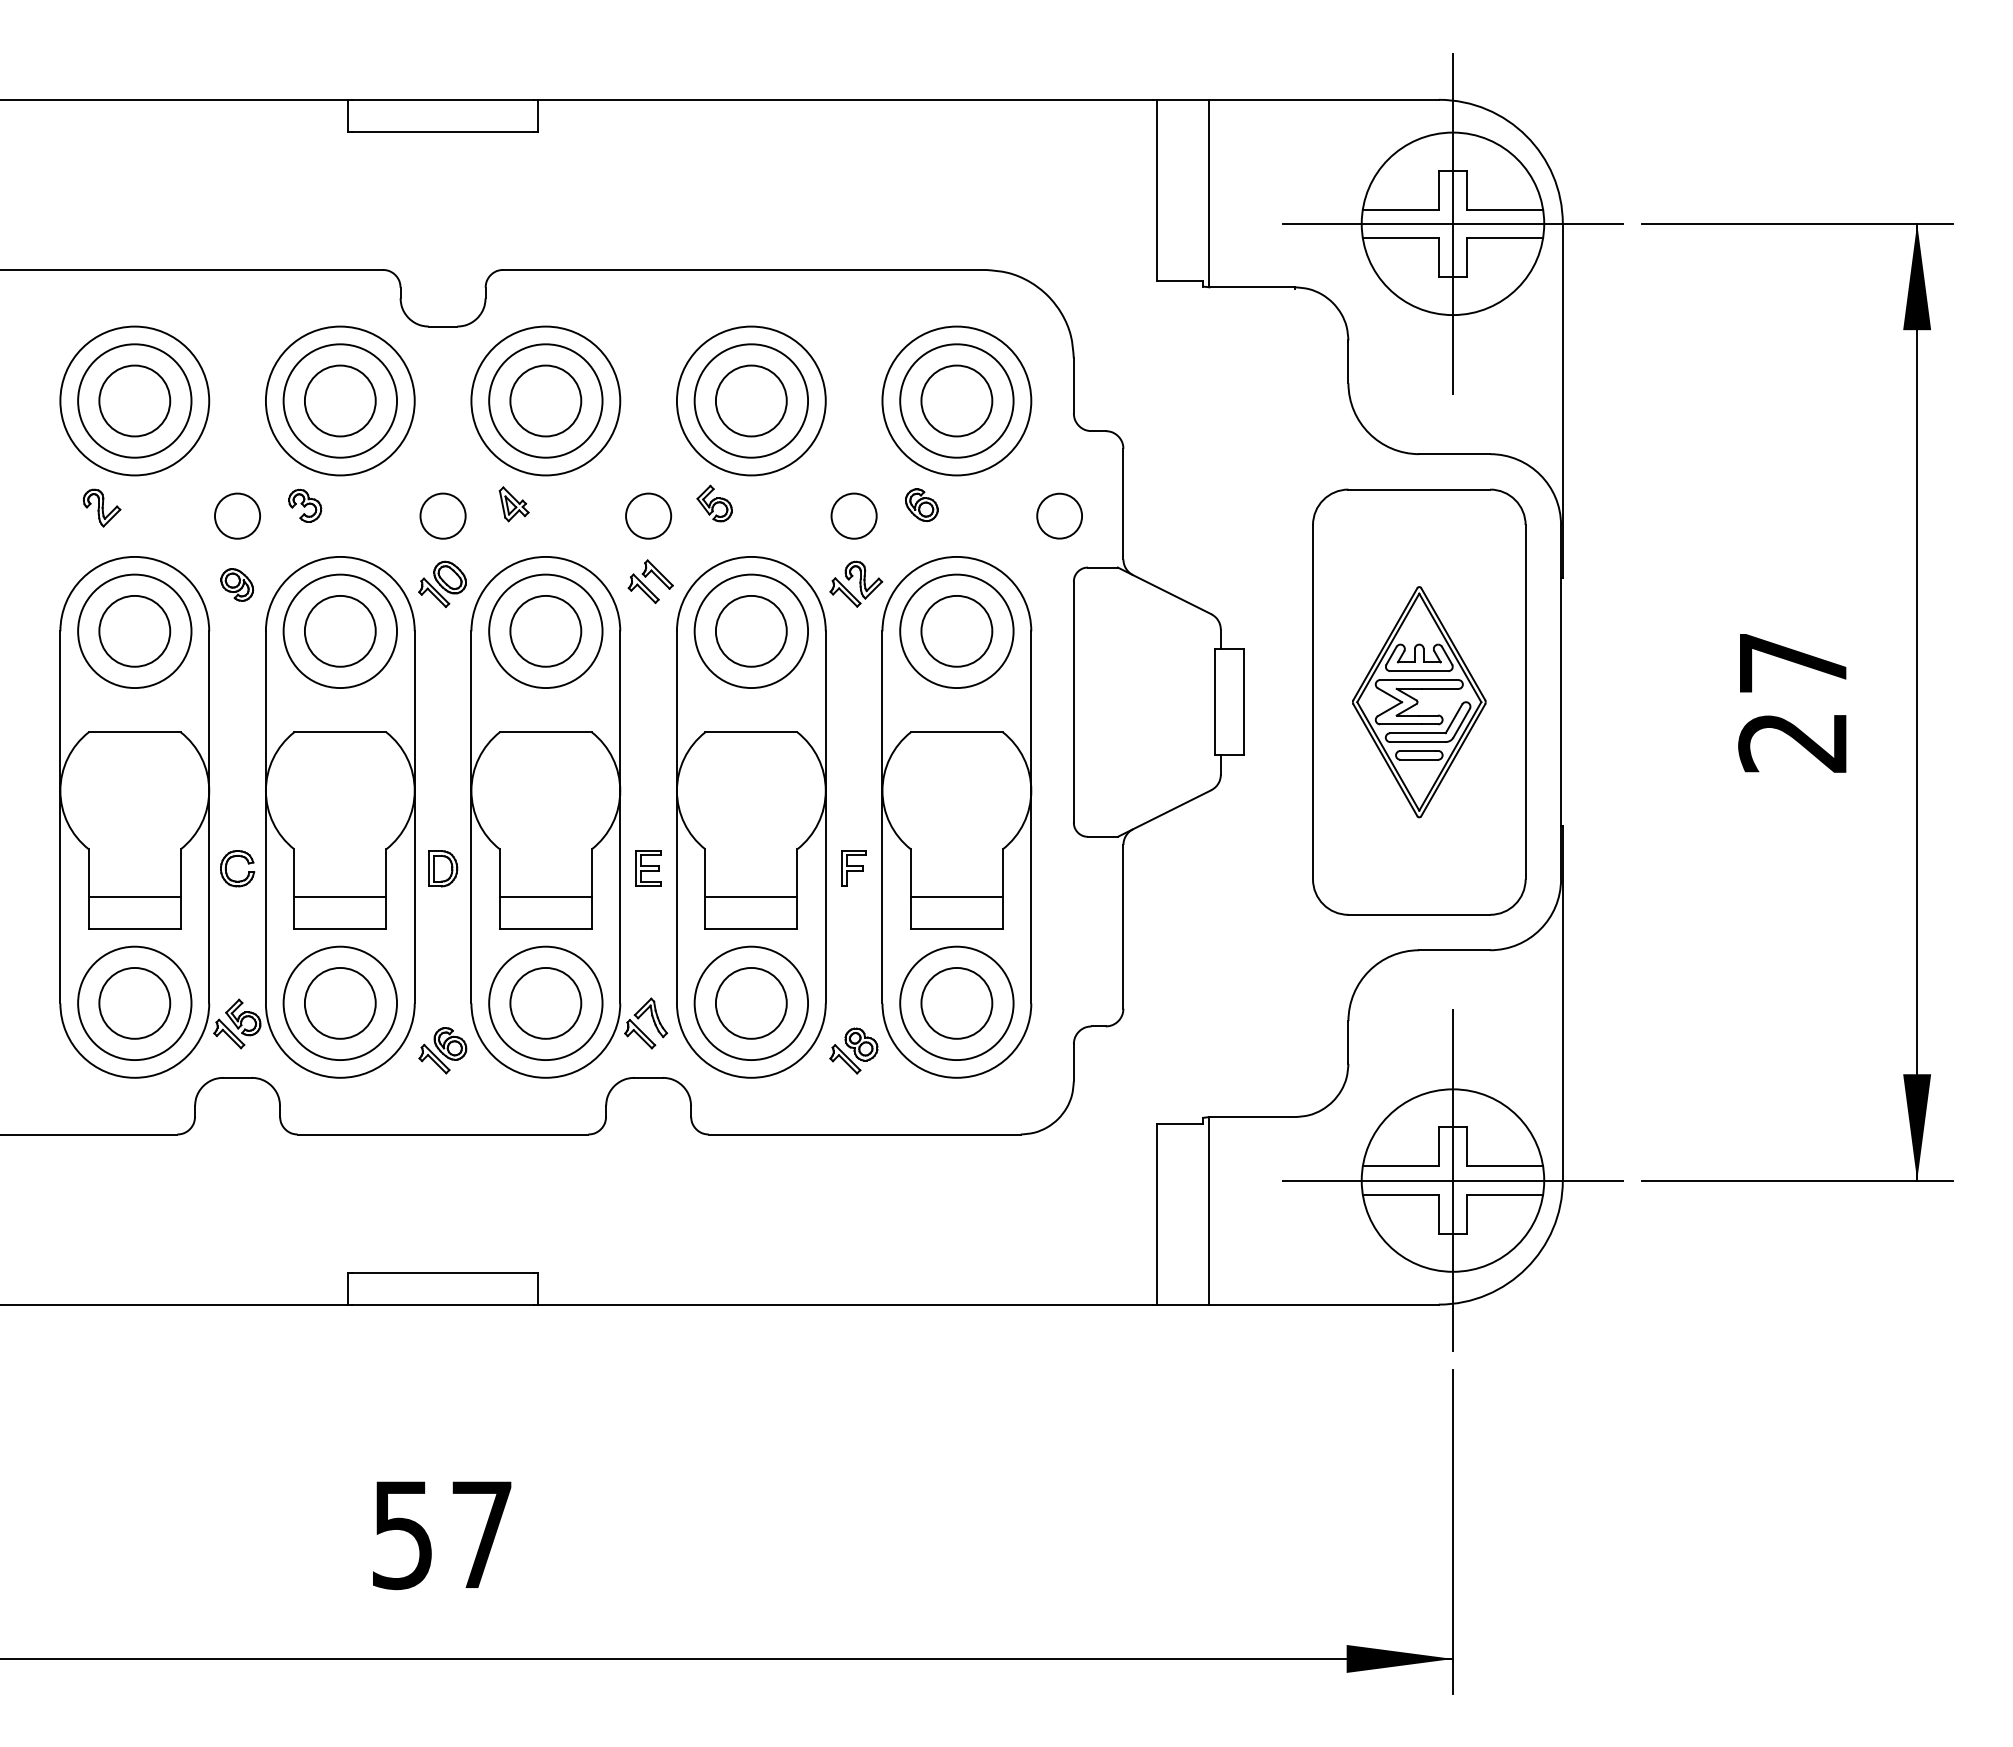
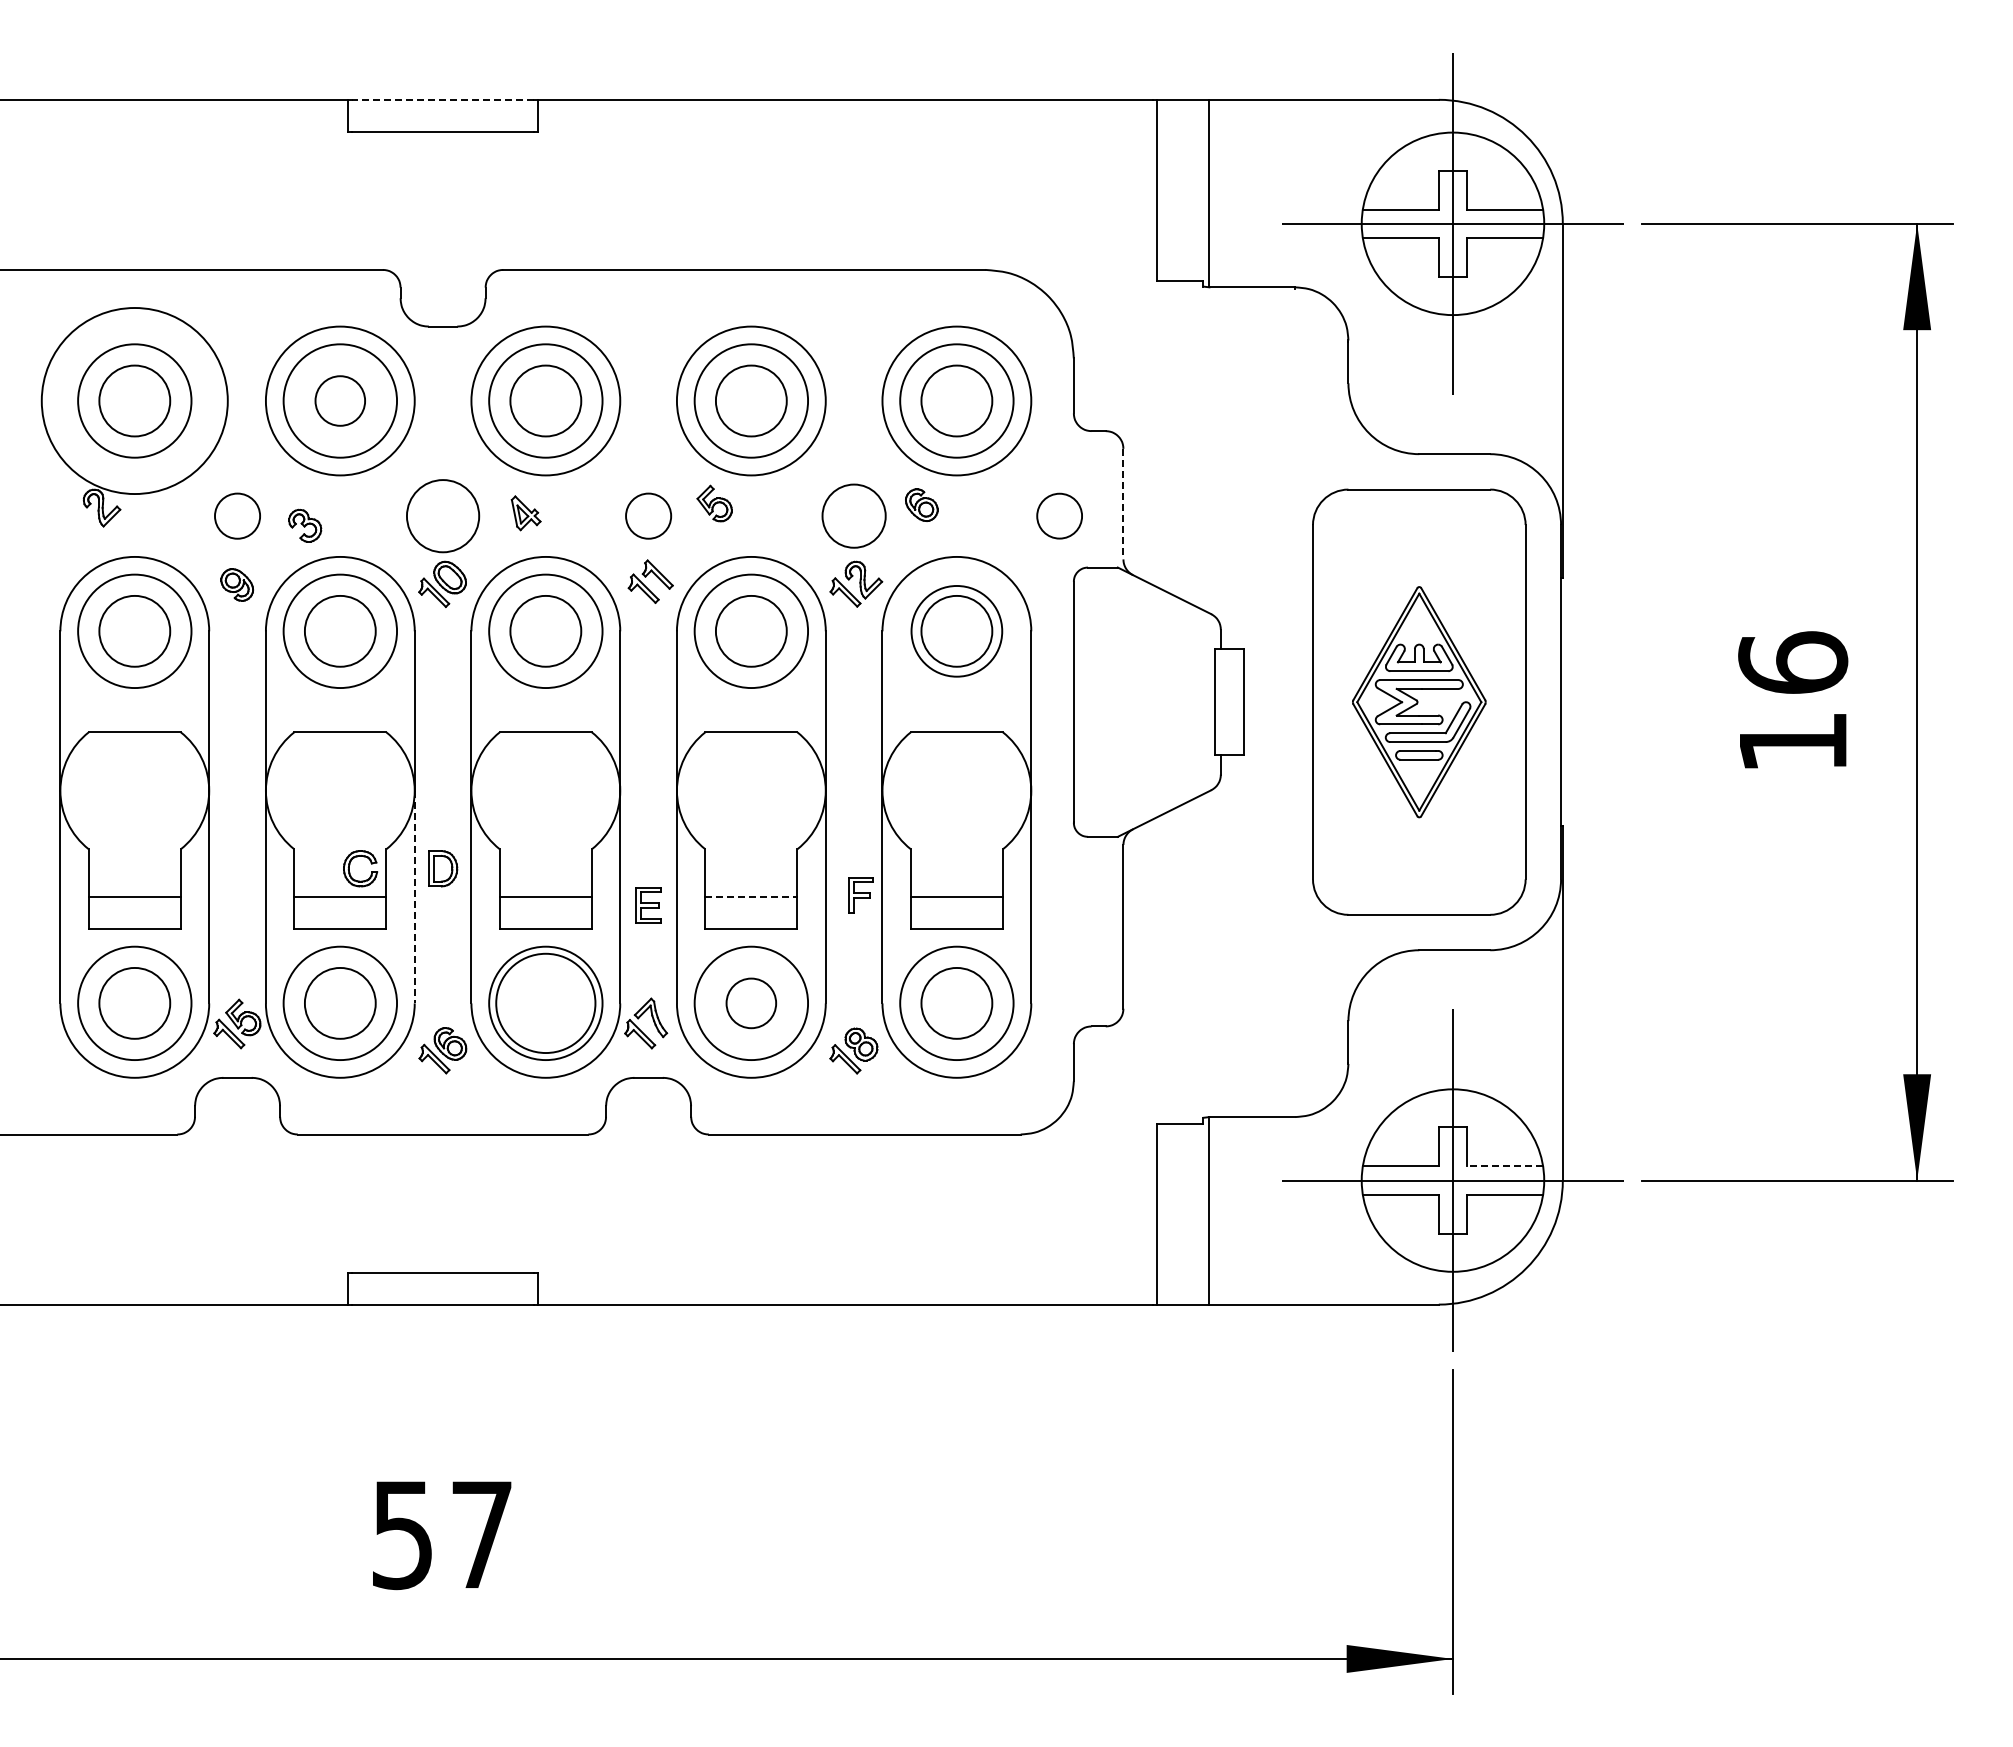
line: solid -> dashed (443, 99)
circle diameter: 149 px -> 186 px (134, 401)
circle diameter: 71 px -> 50 px (340, 400)
part position: (513, 504) -> (525, 513) (525, 513)
line: solid -> dashed (1123, 504)
part position: (305, 505) -> (305, 525) (305, 525)
circle diameter: 45 px -> 72 px (442, 516)
circle diameter: 45 px -> 63 px (853, 515)
circle diameter: 113 px -> 91 px (956, 630)
text: 27 -> 16 (1793, 701)
part position: (227, 864) -> (350, 864) (350, 864)
part position: (648, 868) -> (648, 905) (648, 905)
part position: (853, 868) -> (860, 895) (860, 895)
line: solid -> dashed (414, 897)
line: solid -> dashed (751, 897)
circle diameter: 71 px -> 99 px (545, 1003)
circle diameter: 71 px -> 50 px (751, 1003)
line: solid -> dashed (1505, 1166)
